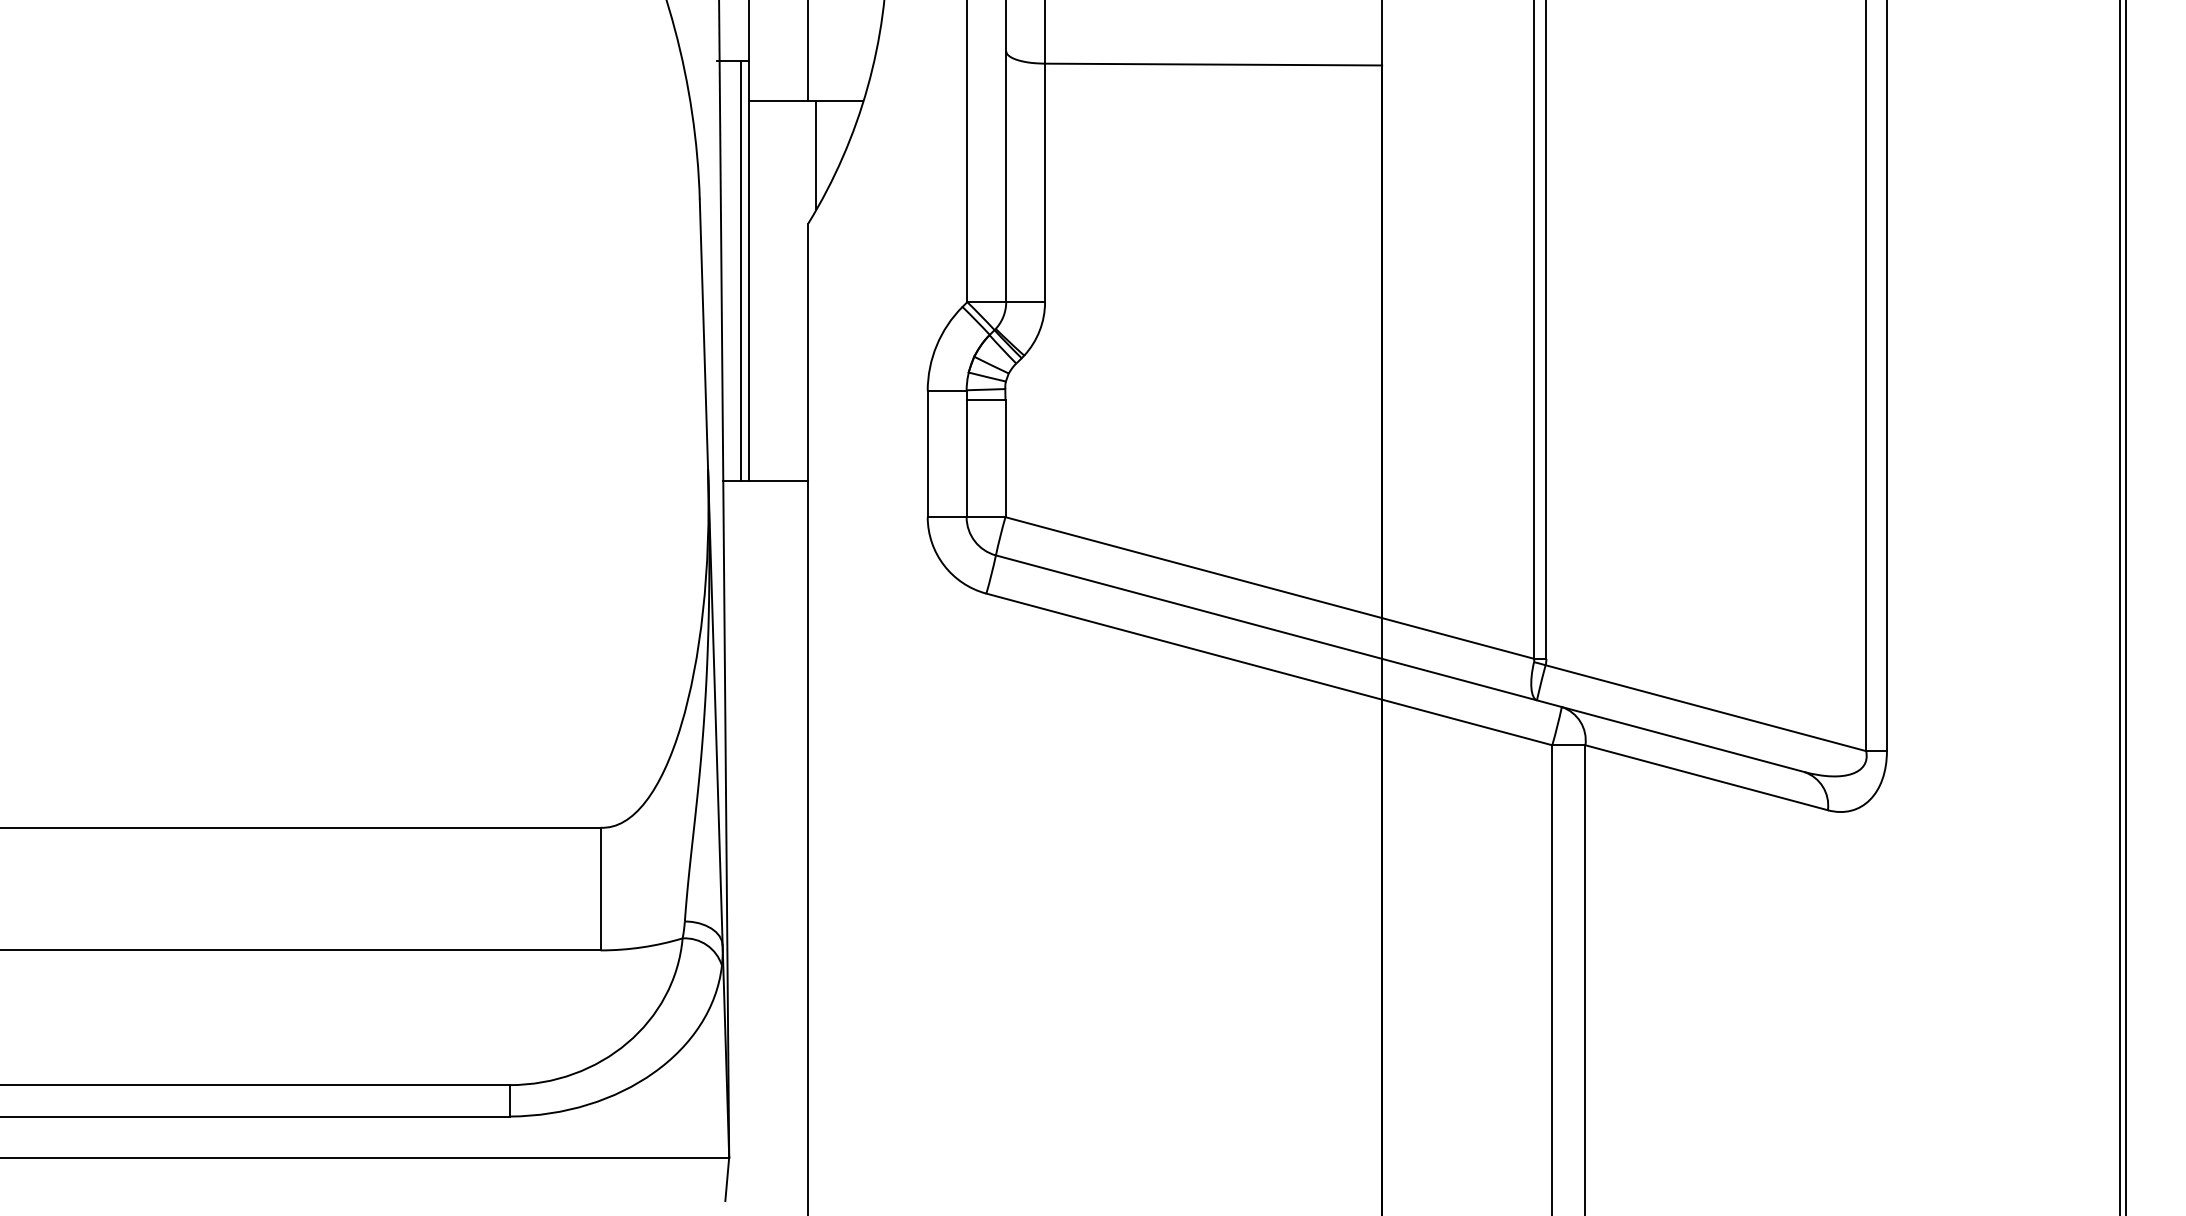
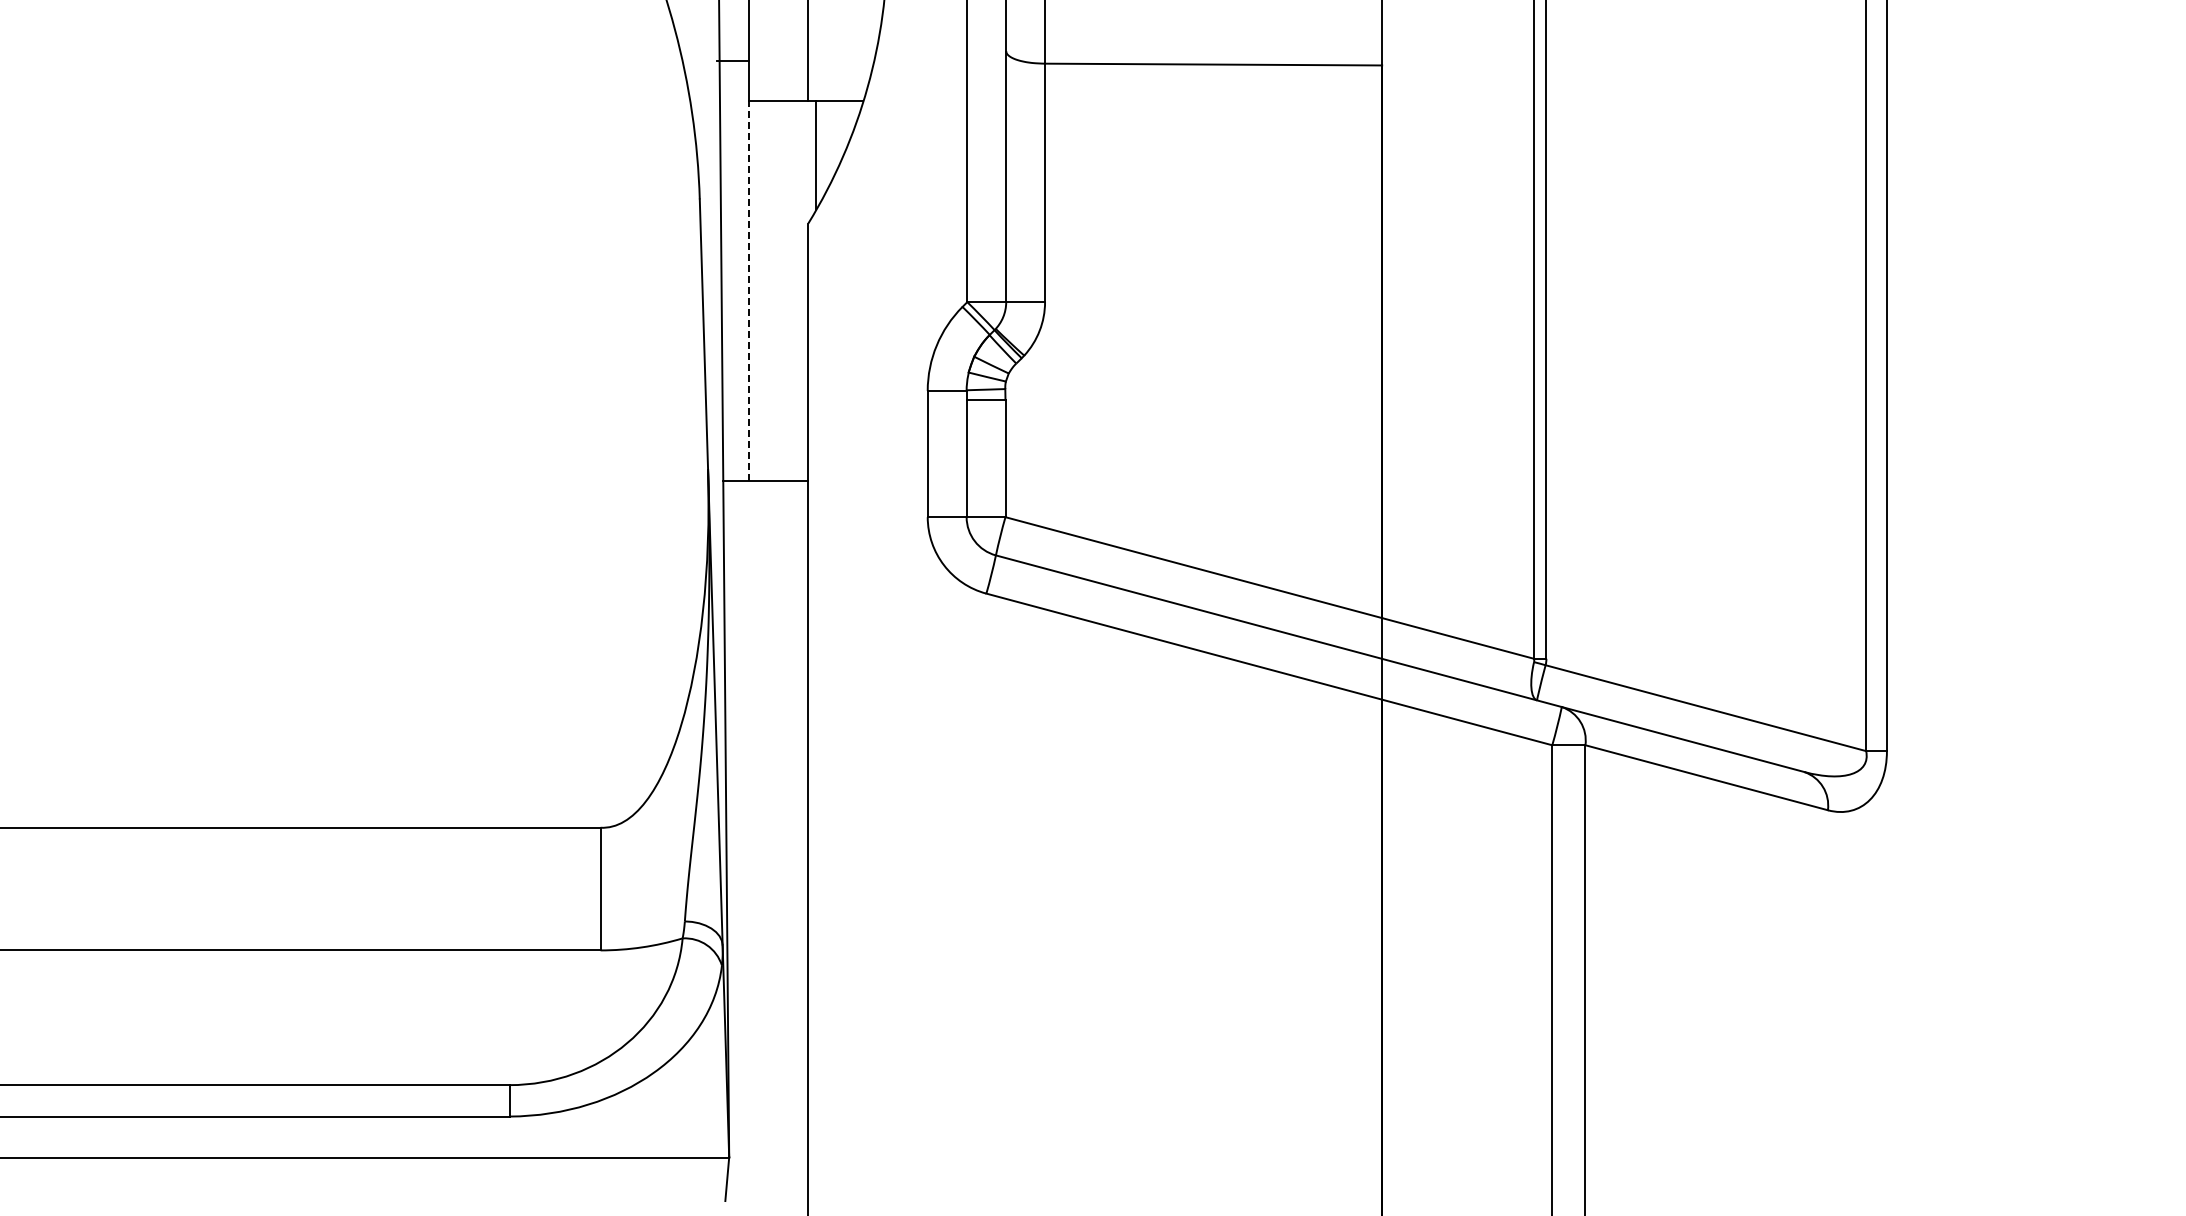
line: present -> none (741, 270)
line: solid -> dashed (748, 290)
line: present -> none (2120, 607)
line: present -> none (2126, 607)
